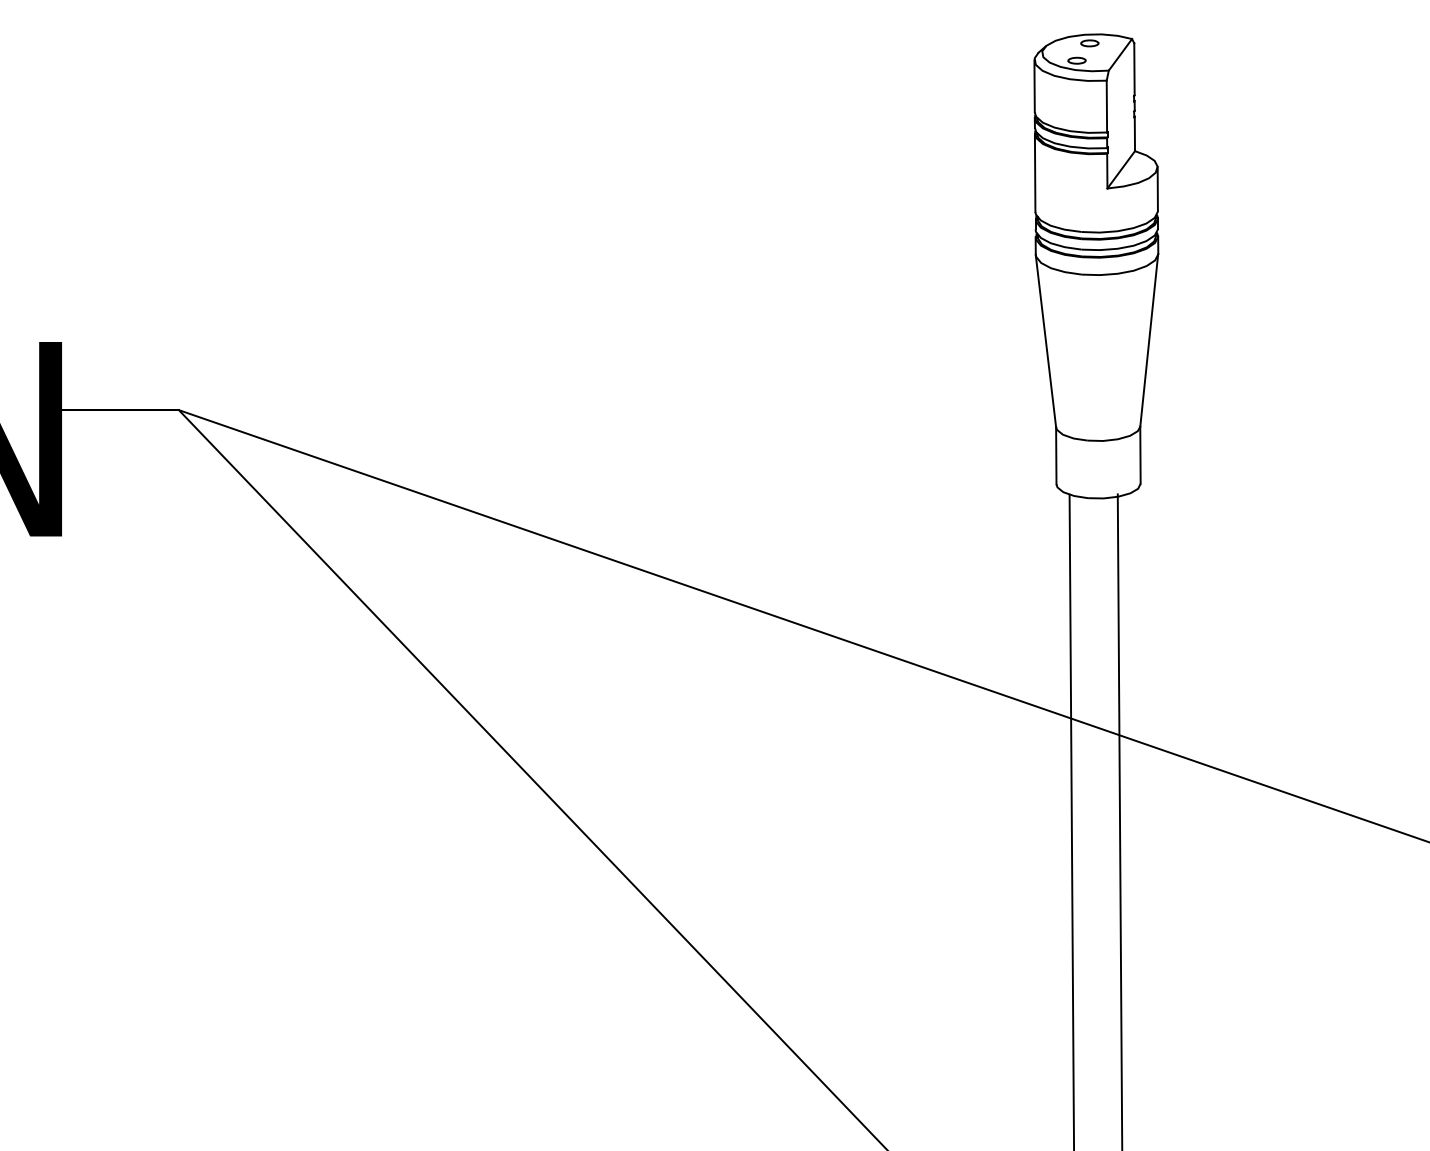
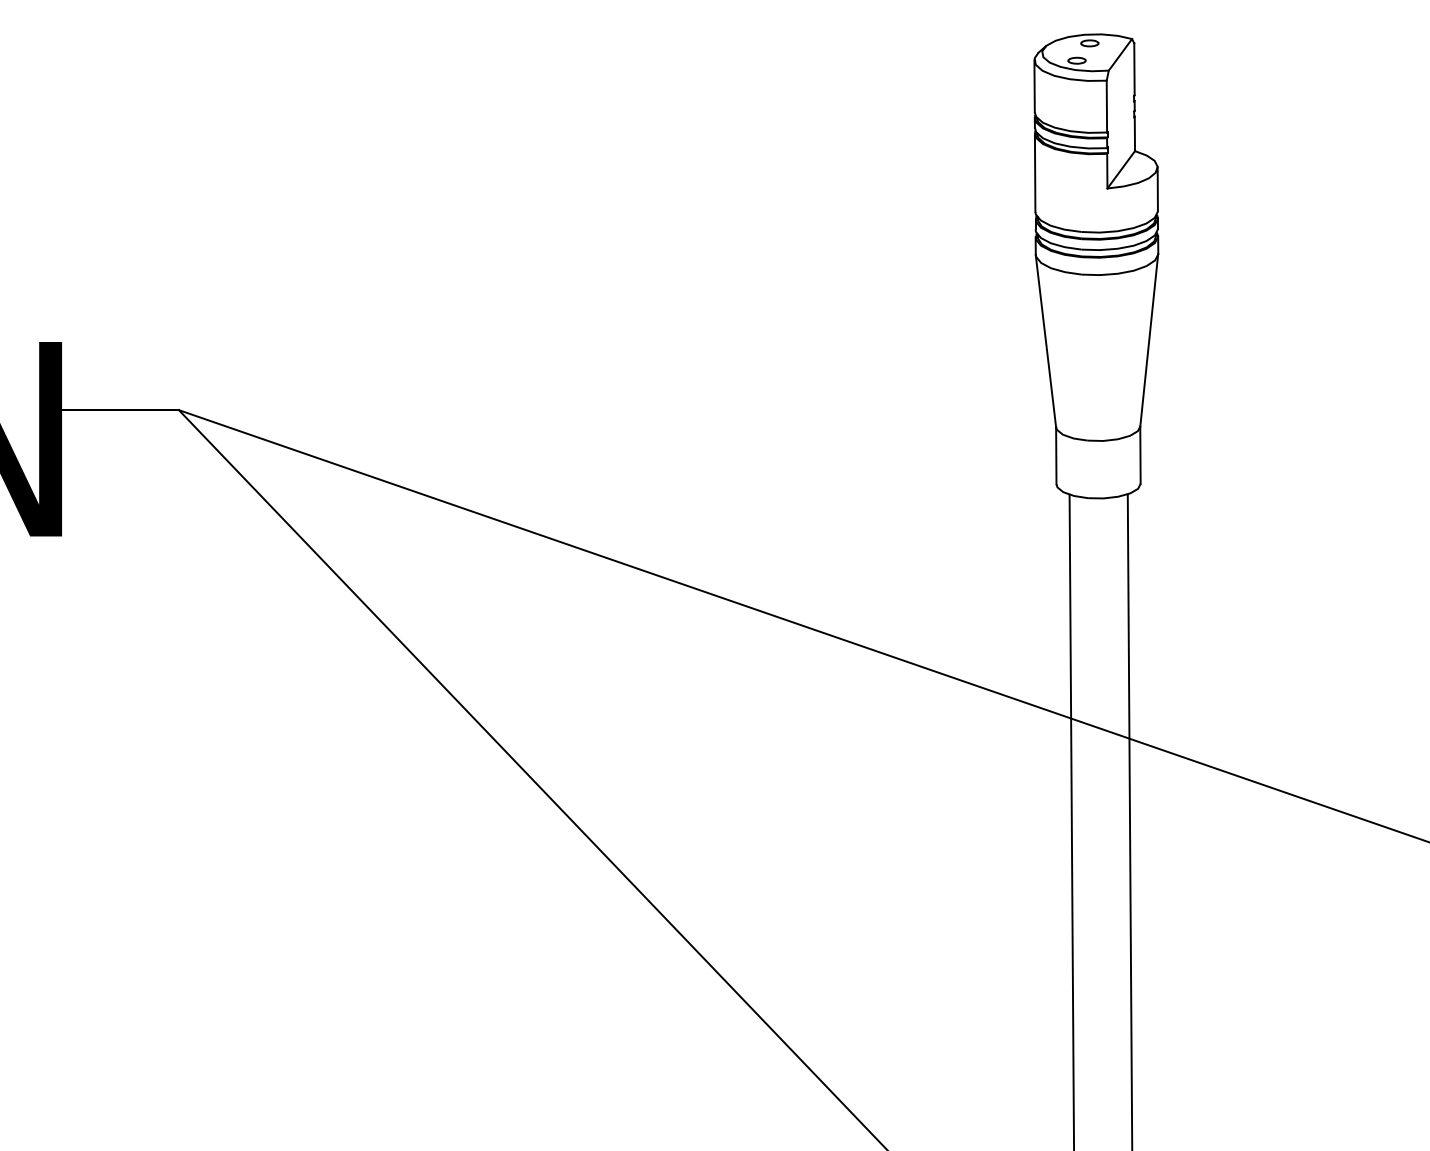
line position: (1119, 820) -> (1129, 820) (1129, 820)
